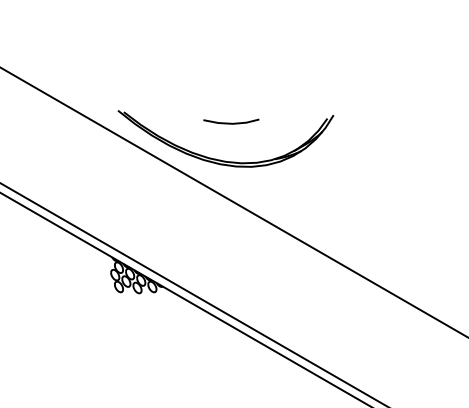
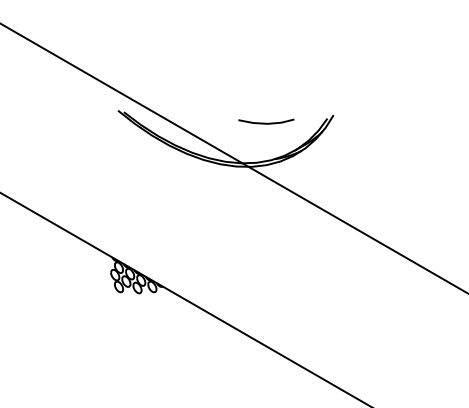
line position: (231, 122) -> (266, 122) (266, 122)
line position: (233, 201) -> (233, 157) (233, 157)
line: present -> none (193, 294)
